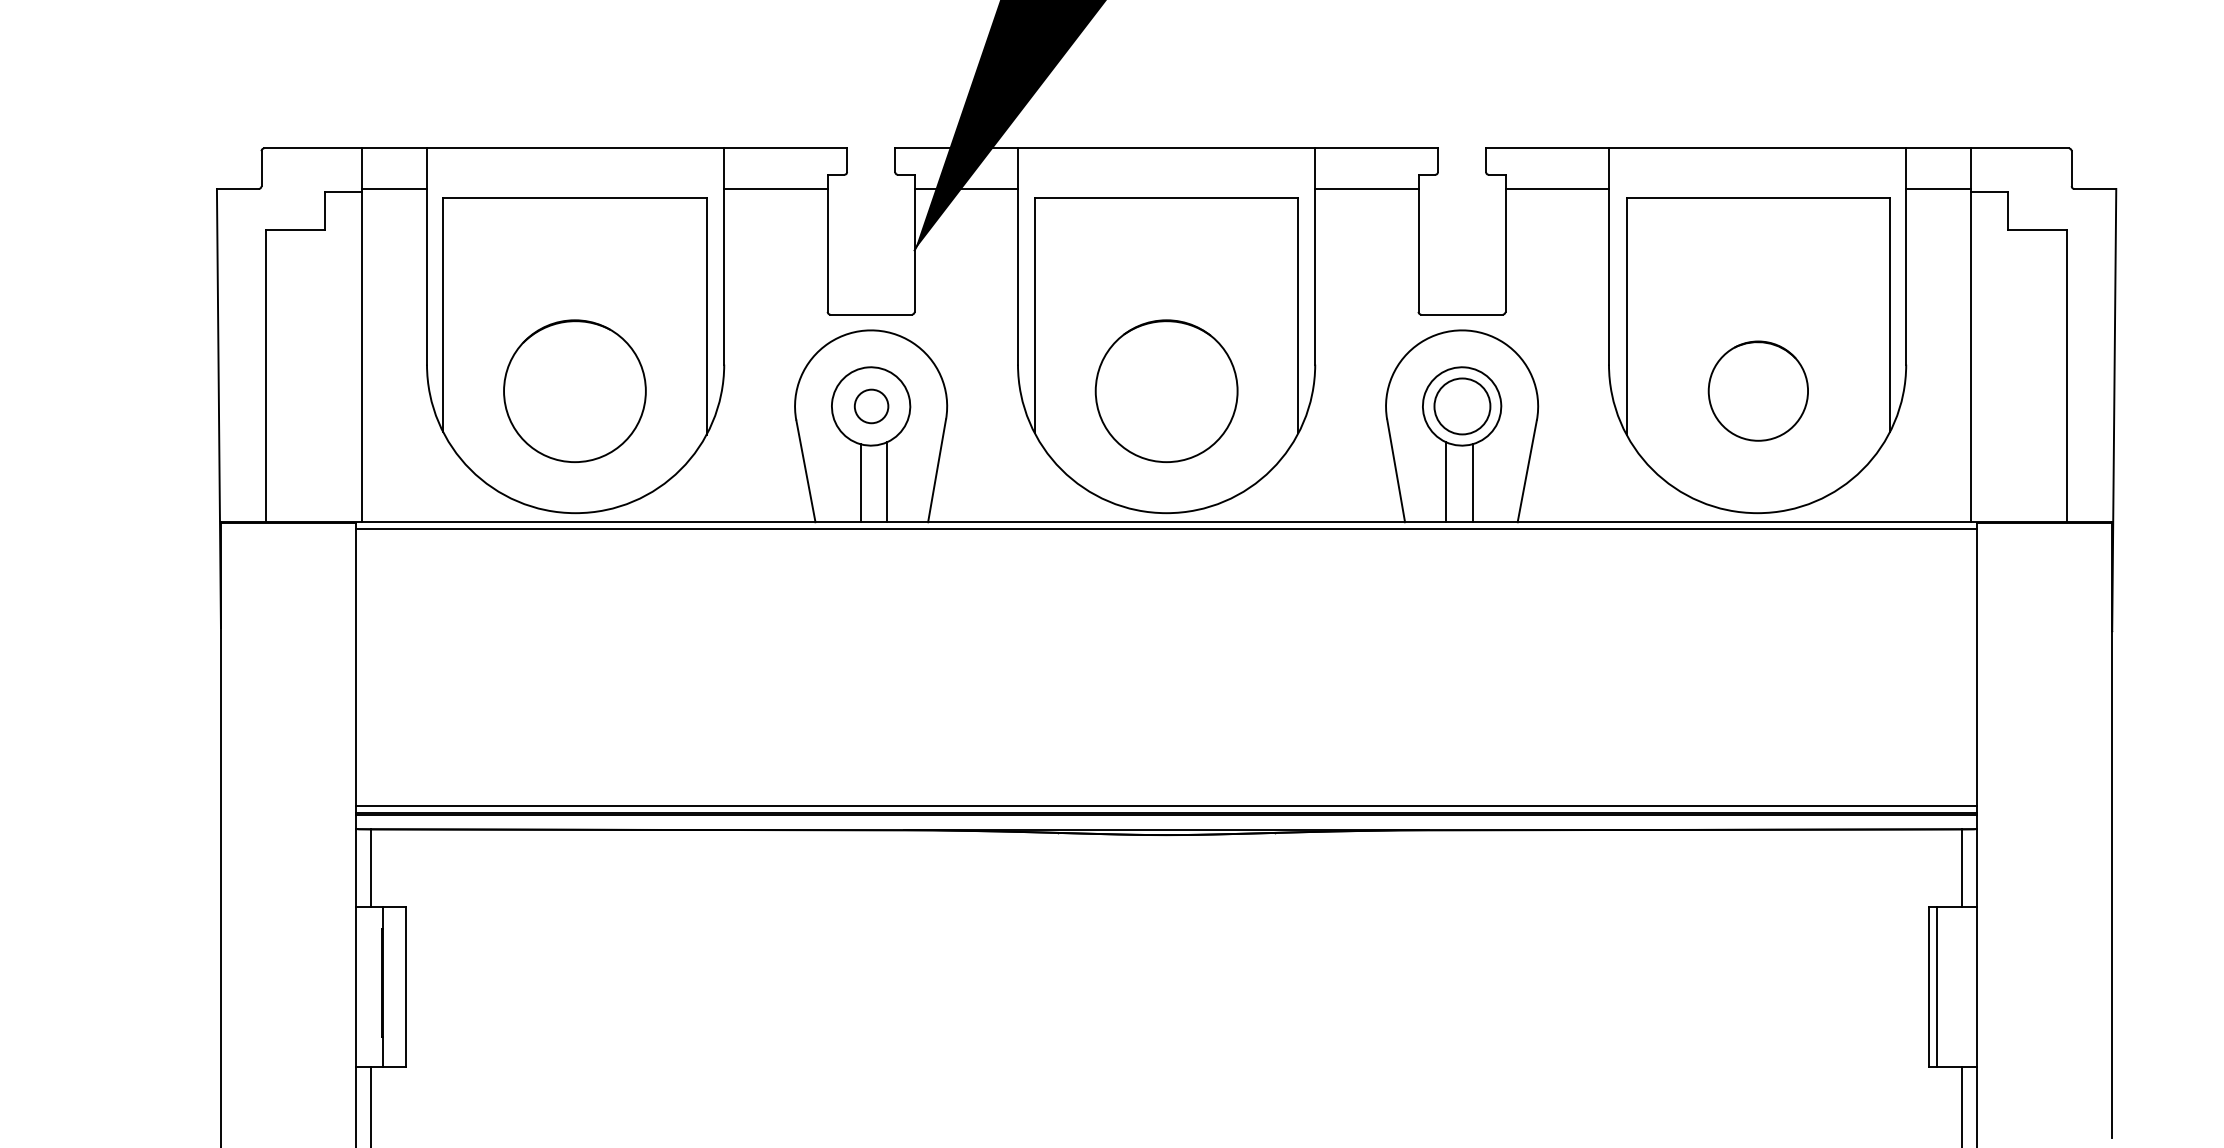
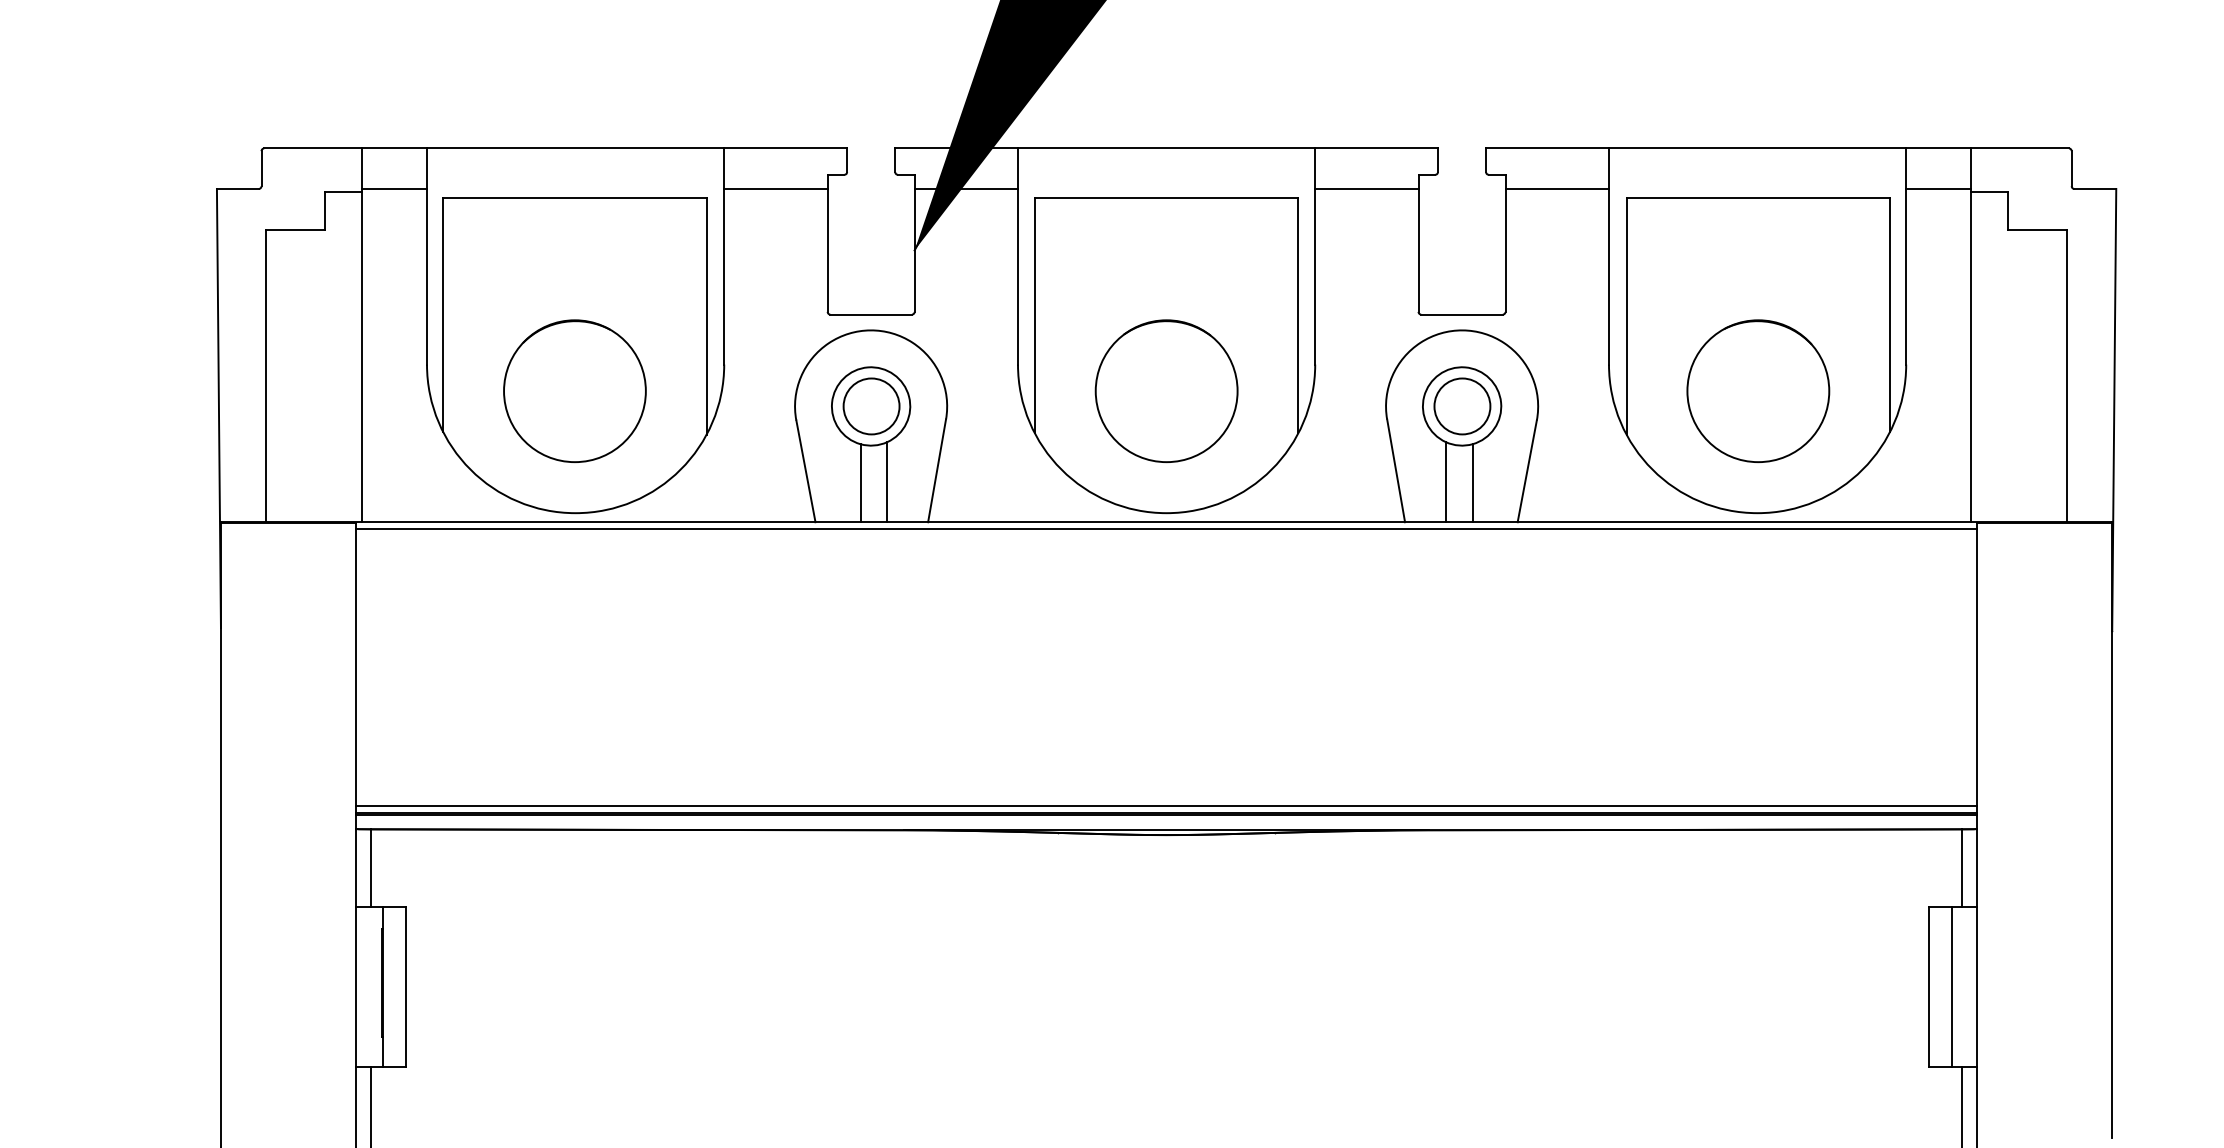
part size: 102x102 px -> 145x144 px (1758, 390)
circle diameter: 34 px -> 56 px (871, 406)
line position: (1936, 986) -> (1951, 986) (1951, 986)
